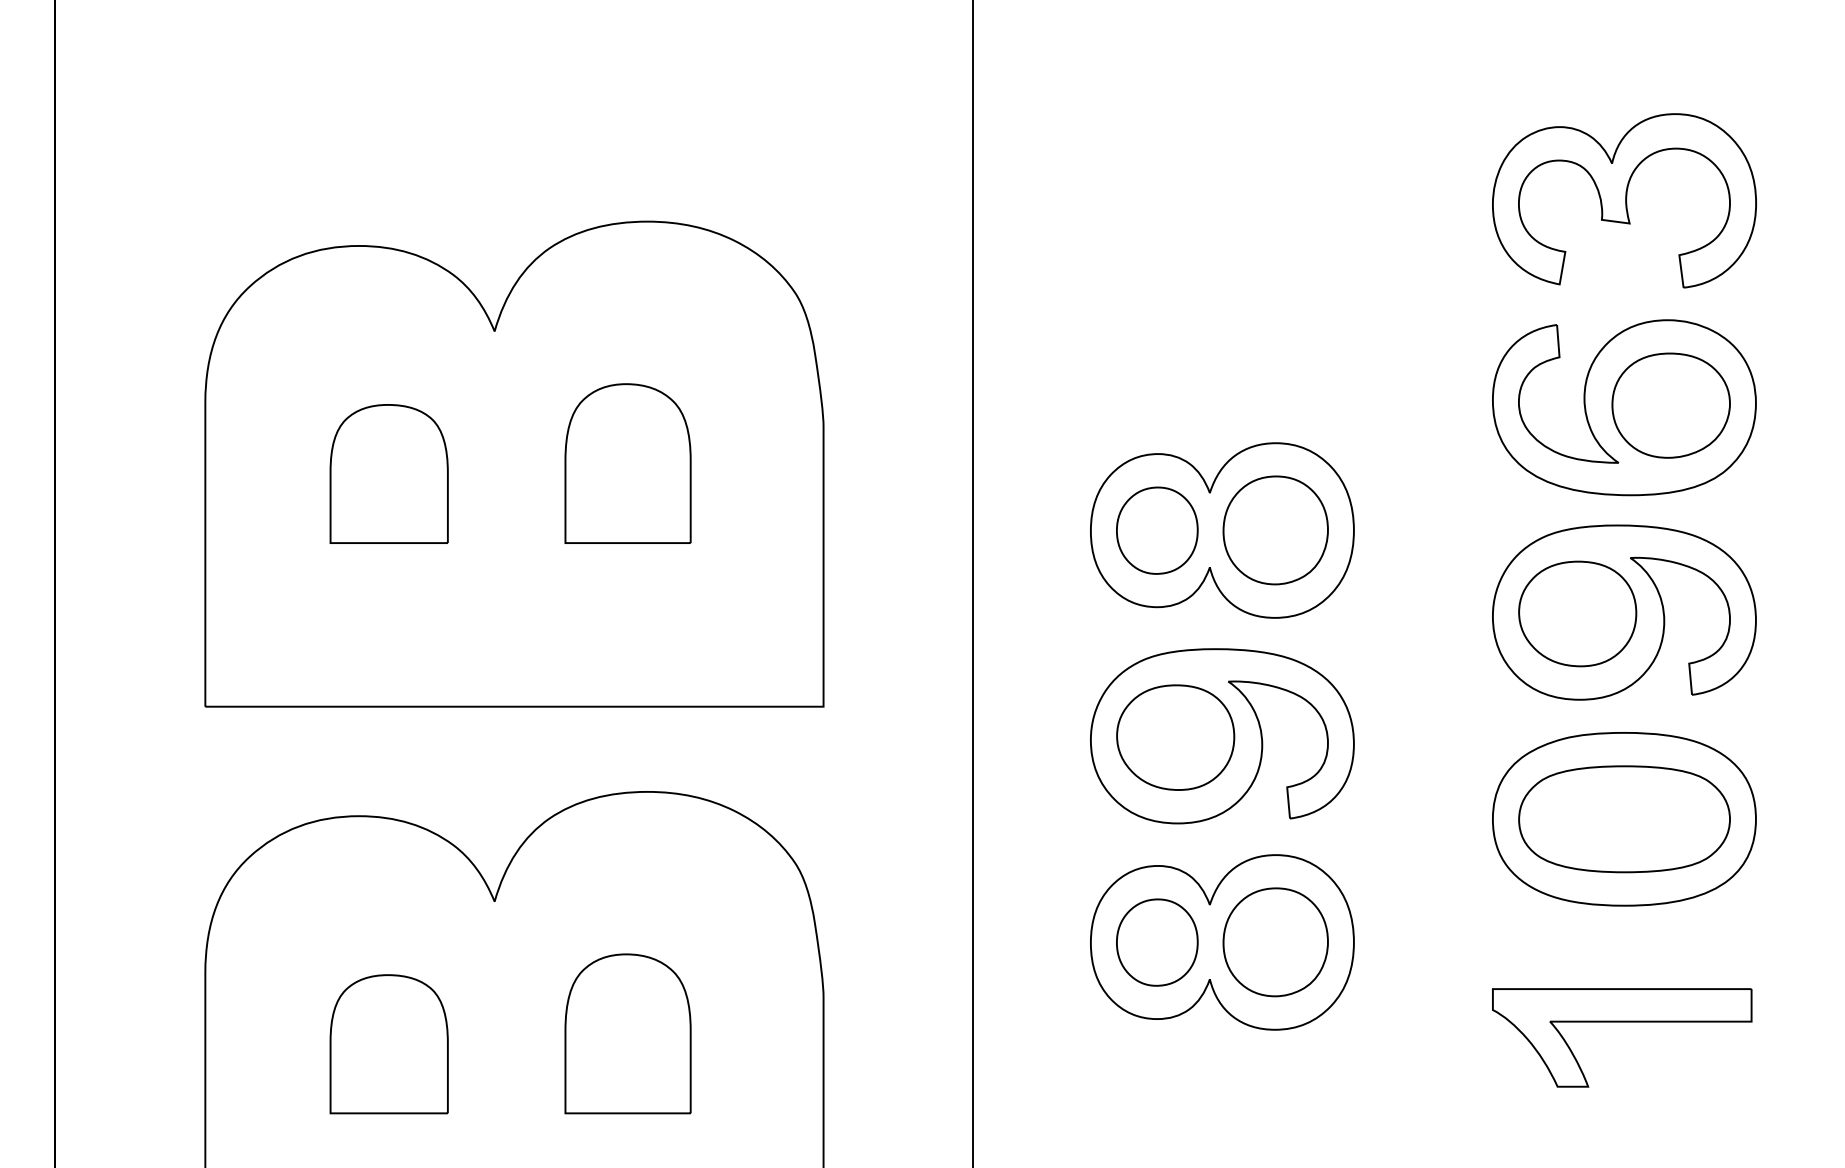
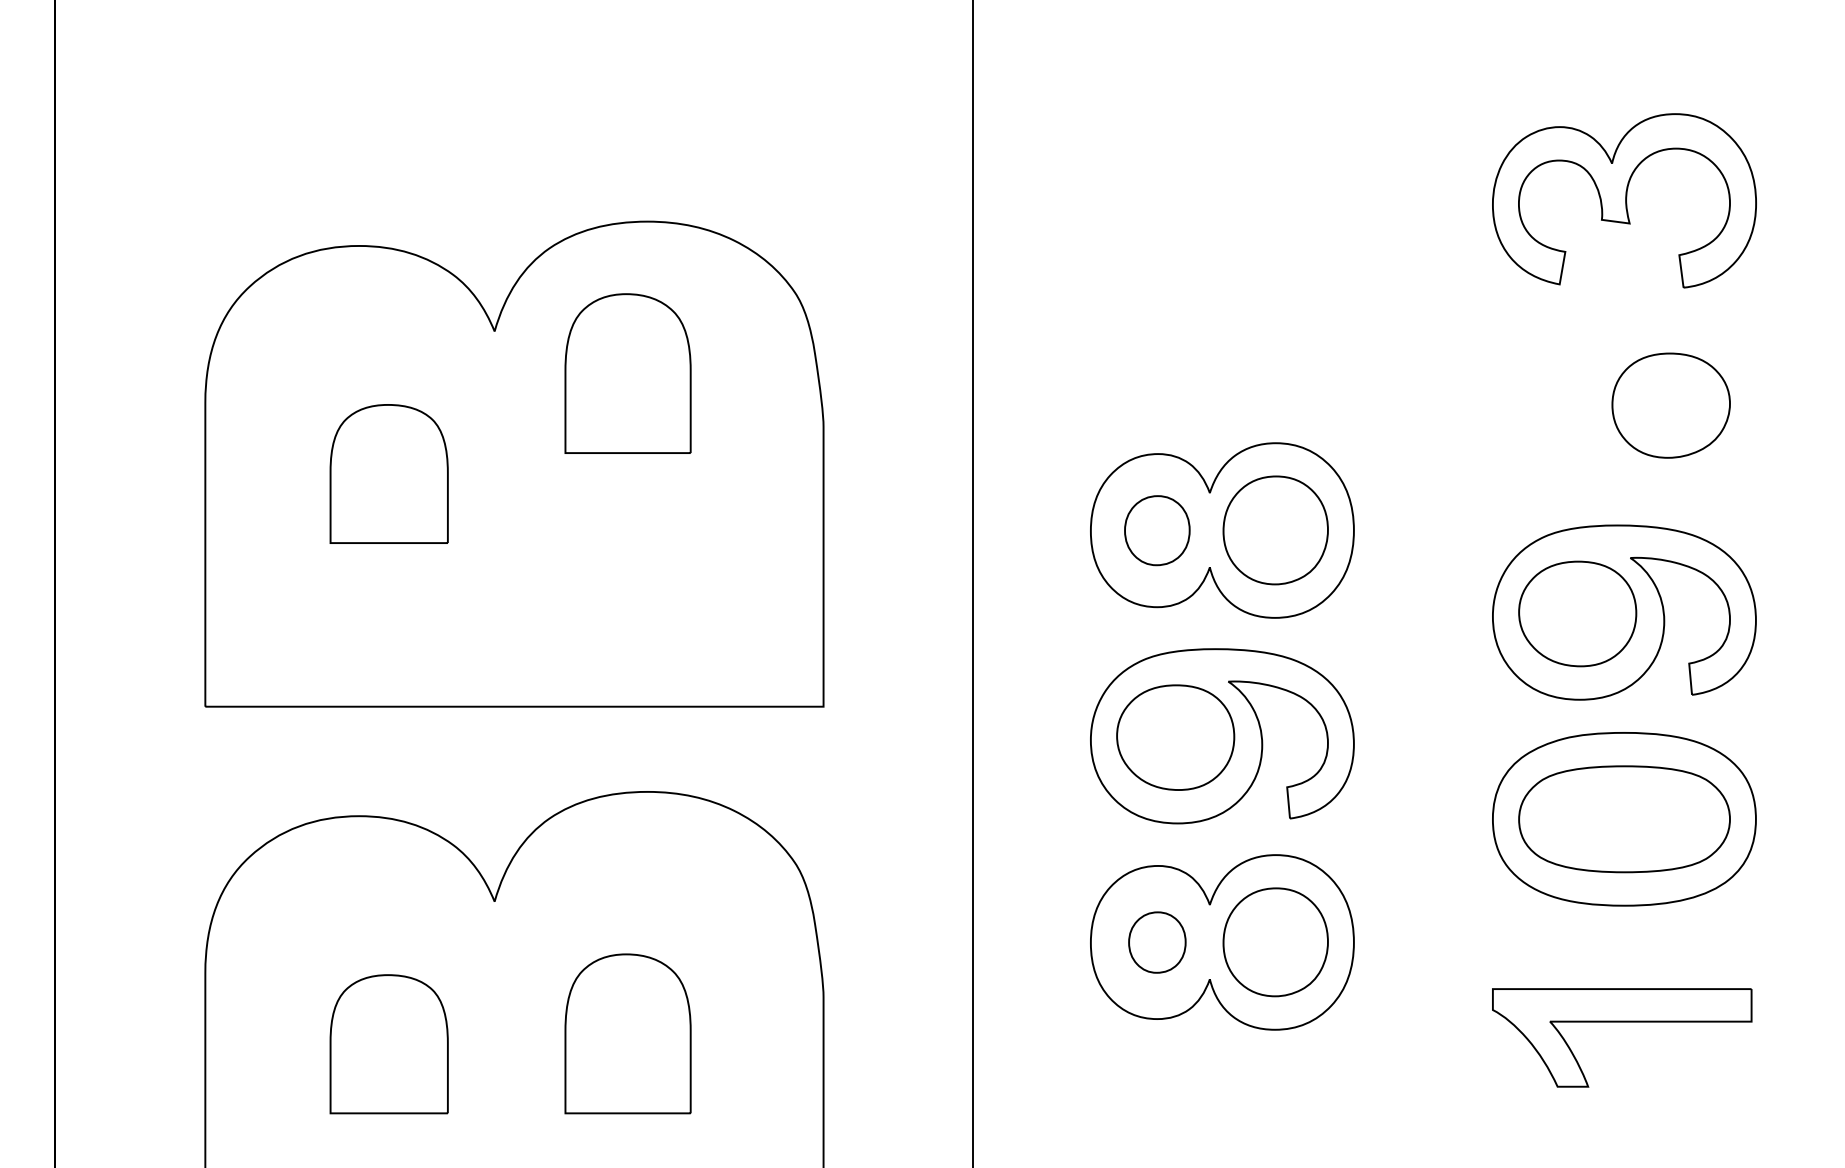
part: present -> none (1624, 407)
part position: (627, 463) -> (627, 373) (627, 373)
part size: 83x89 px -> 67x72 px (1157, 530)
part size: 83x89 px -> 59x63 px (1157, 942)
